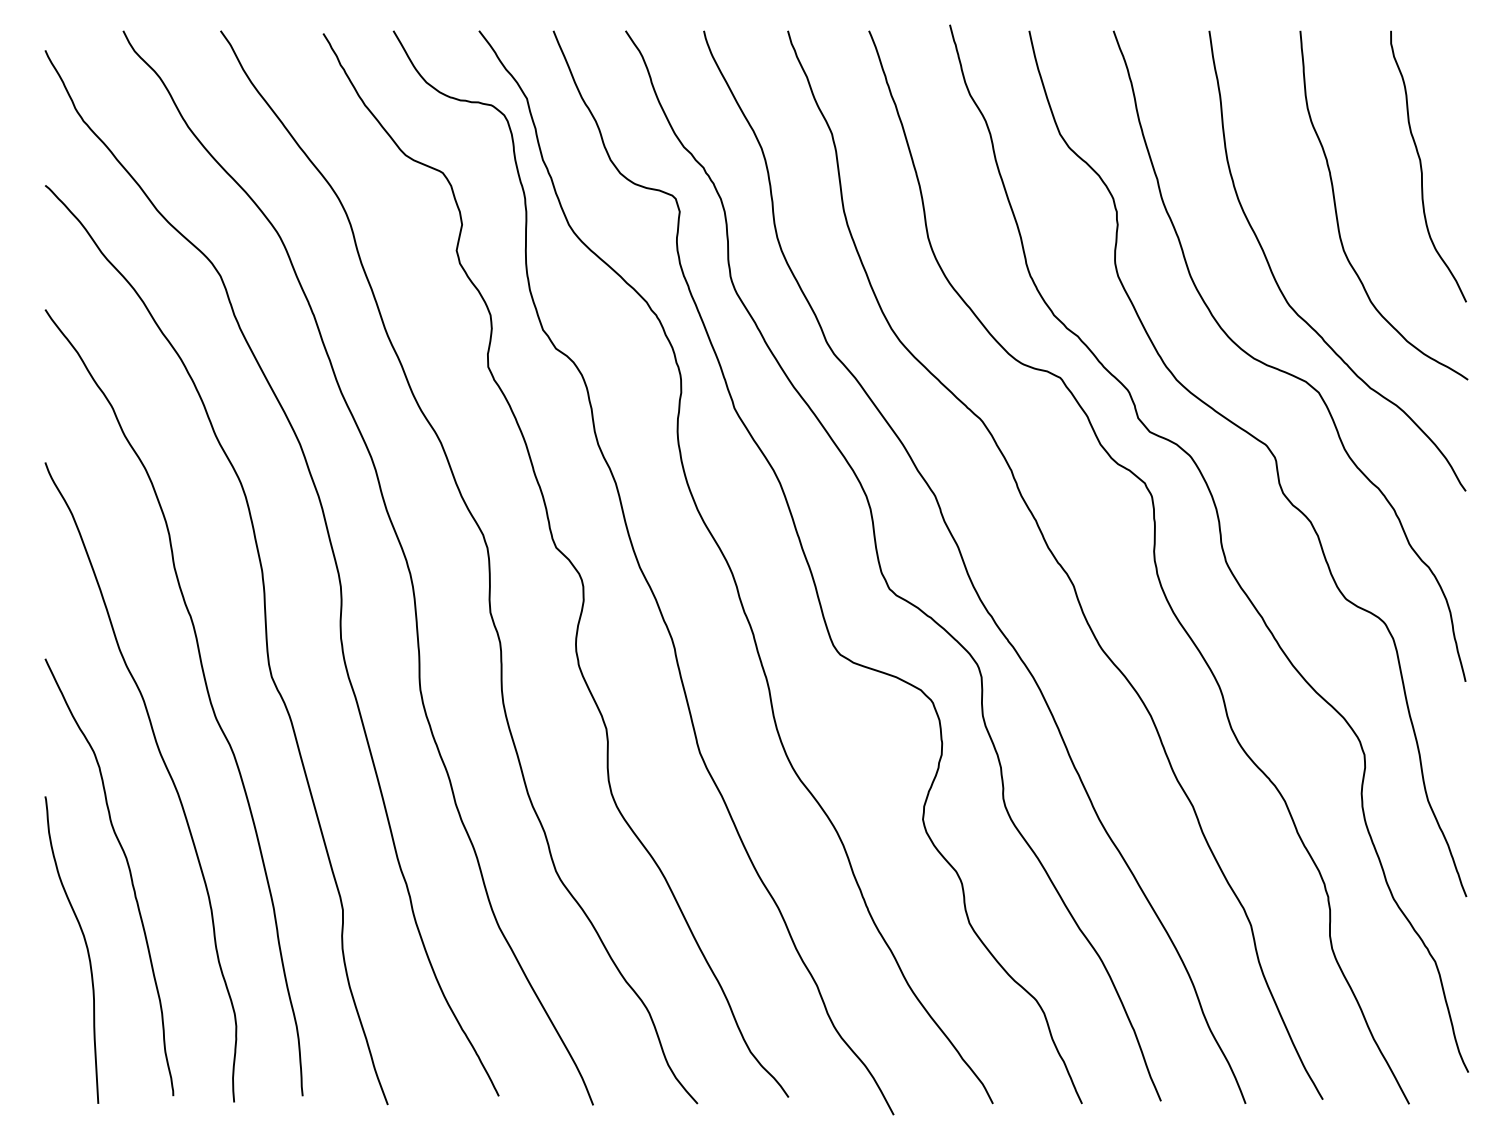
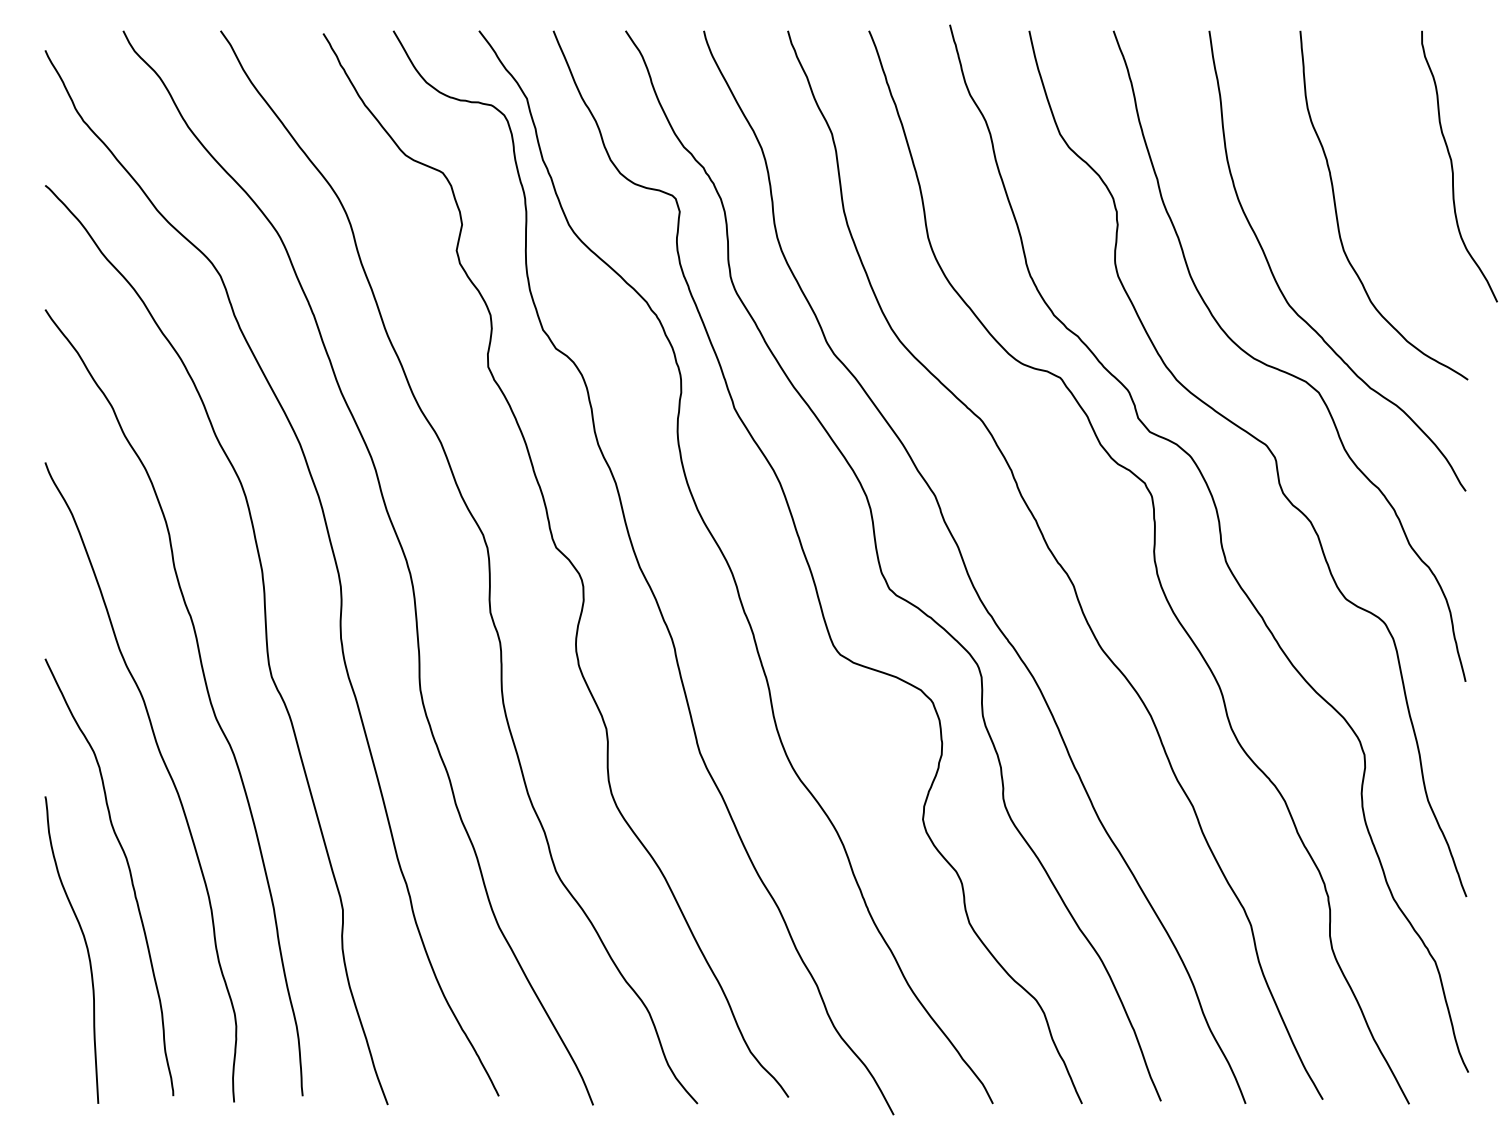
curve position: (1422, 168) -> (1453, 168) (1453, 168)
